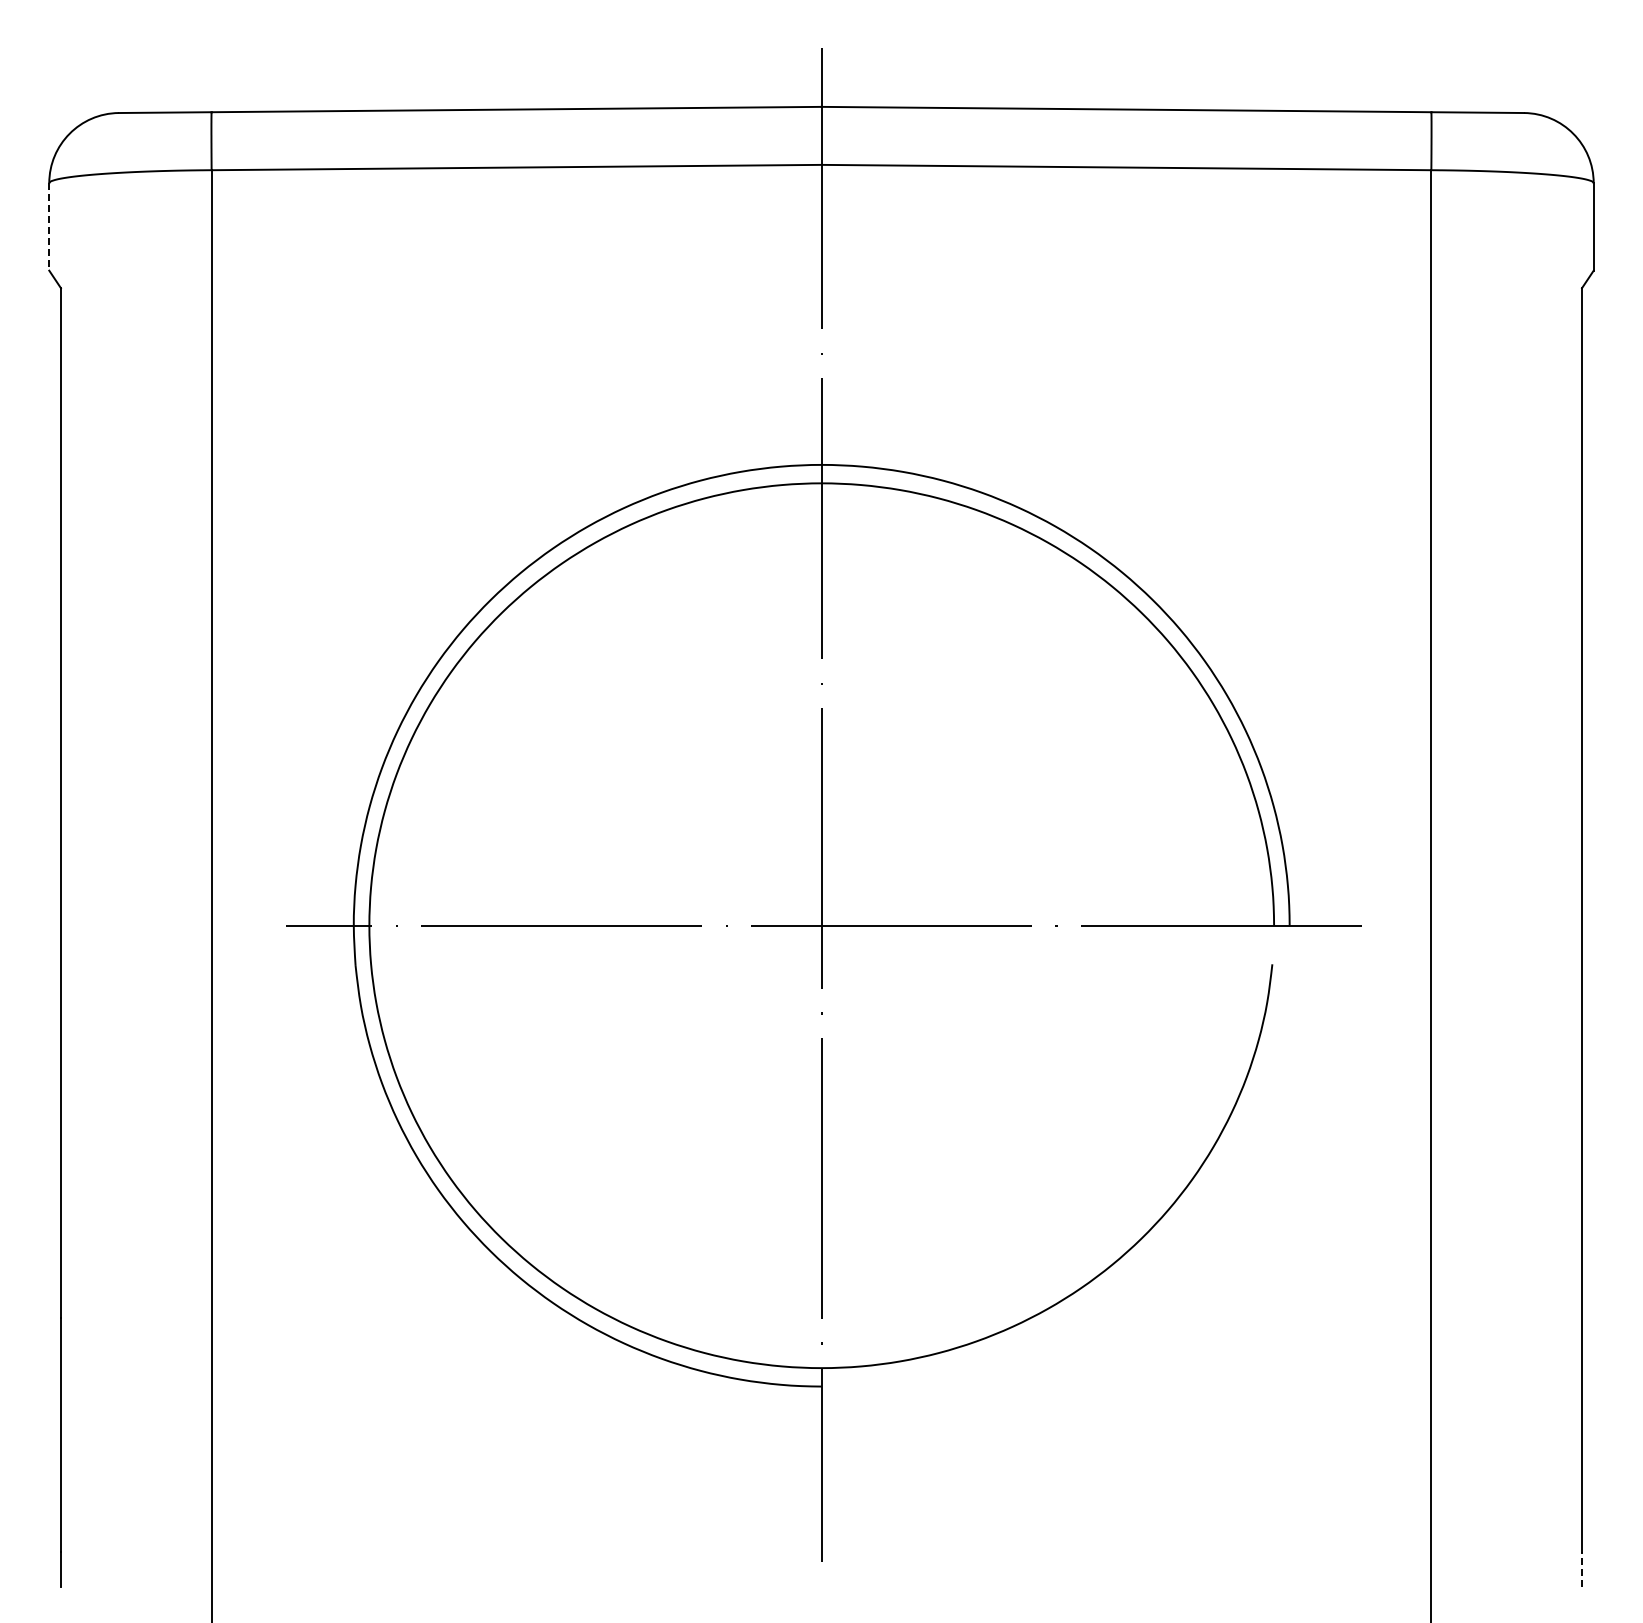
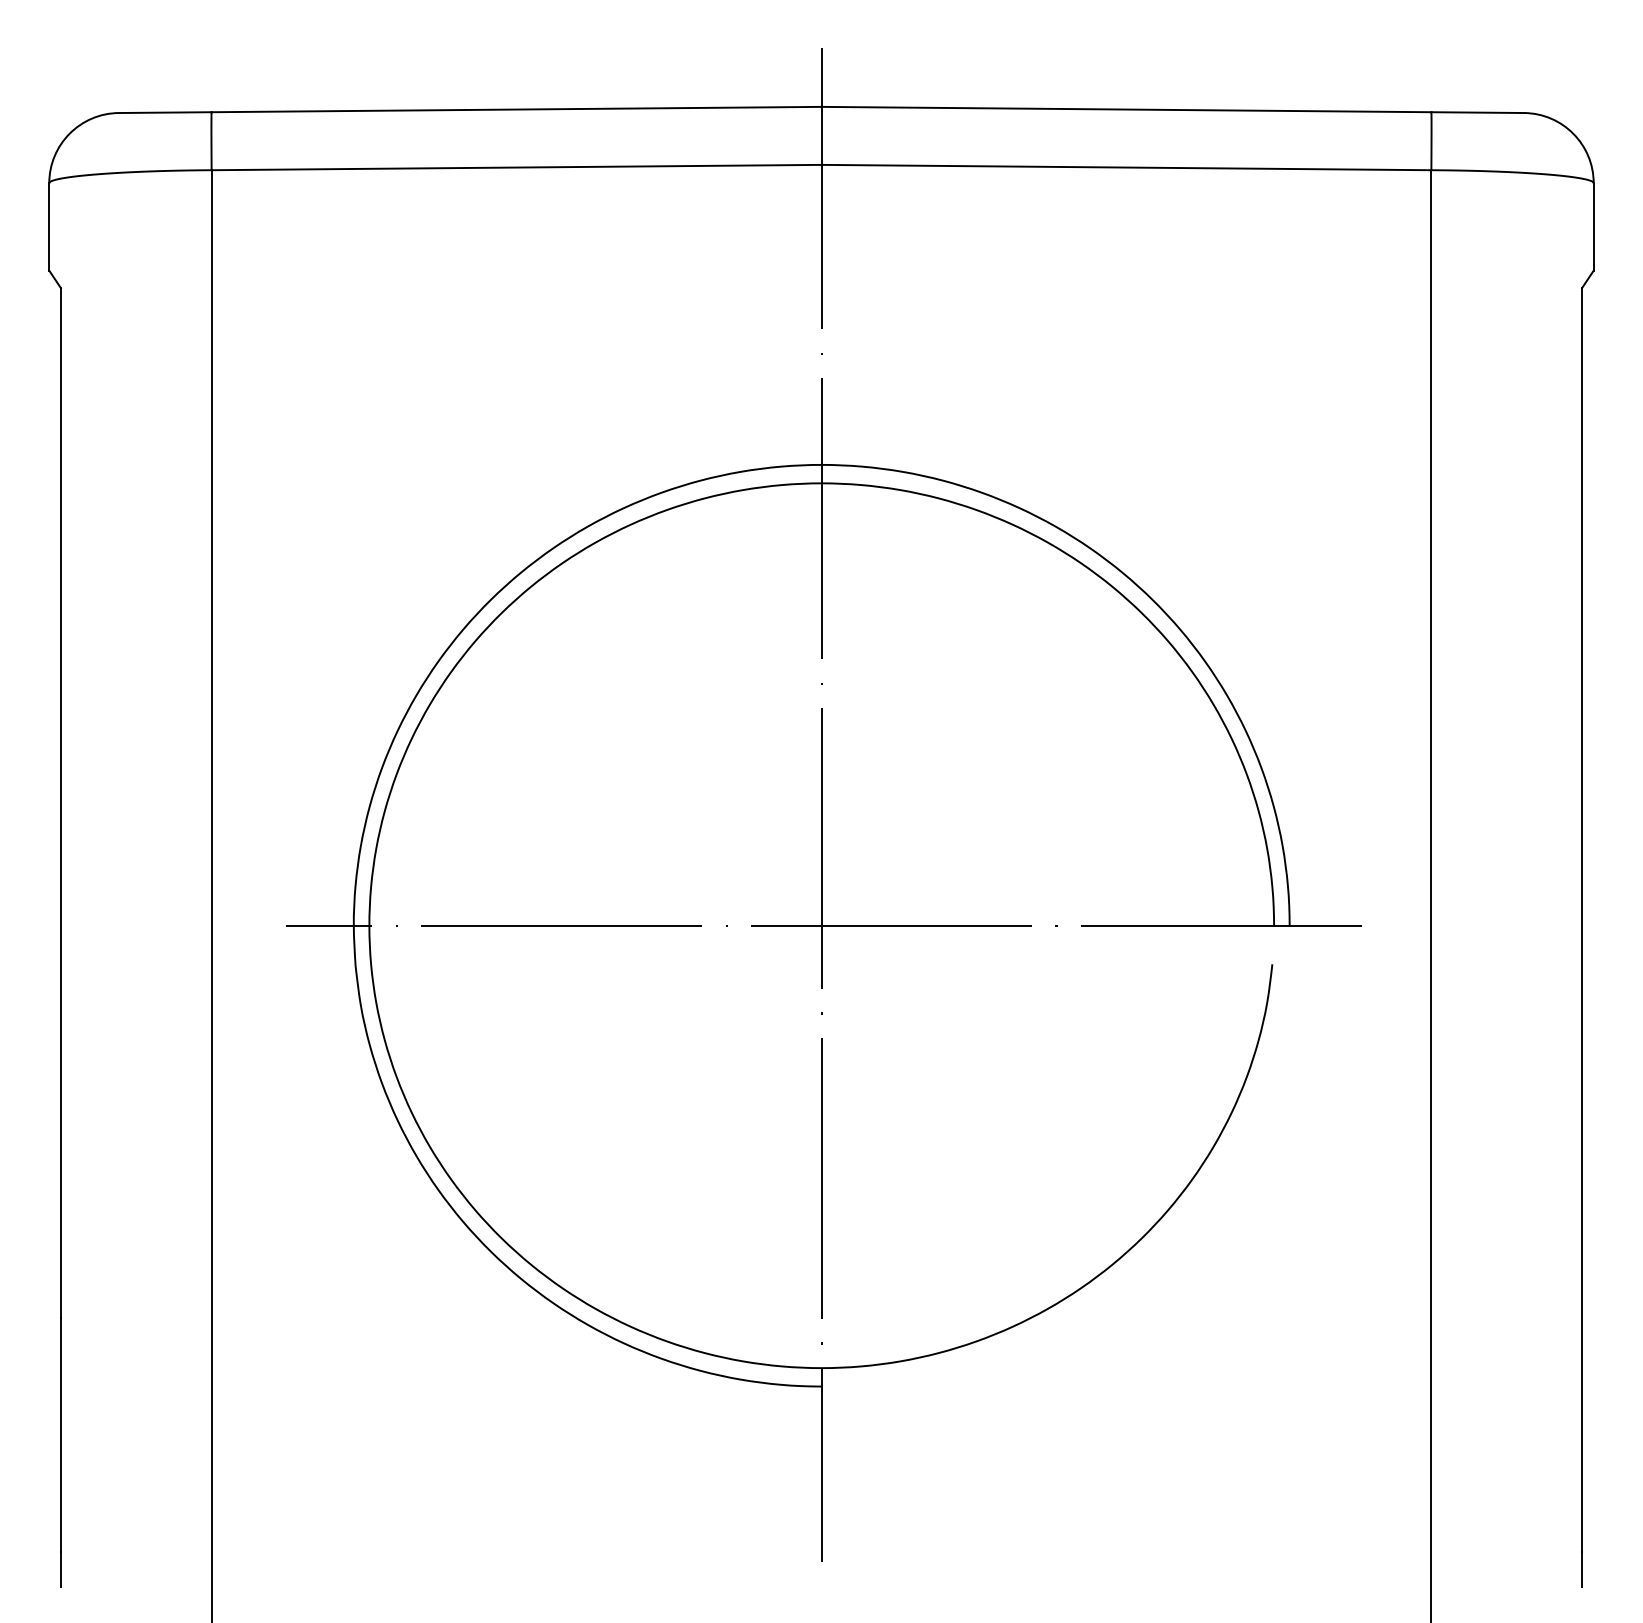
line: dashed -> solid (49, 226)
line: dashed -> solid (1582, 1568)
